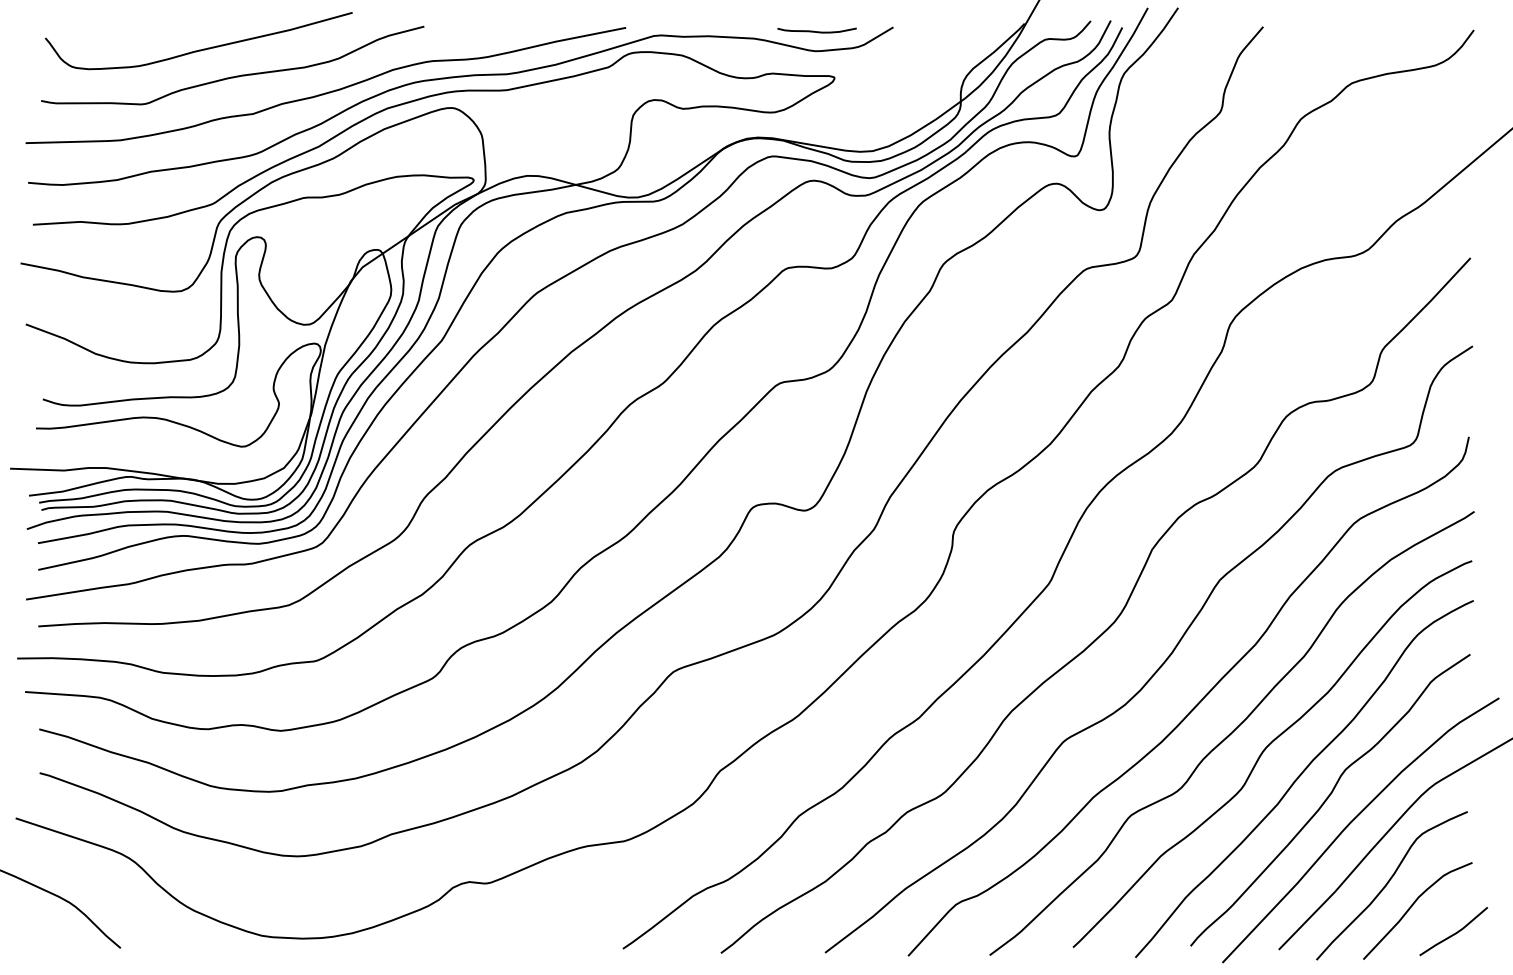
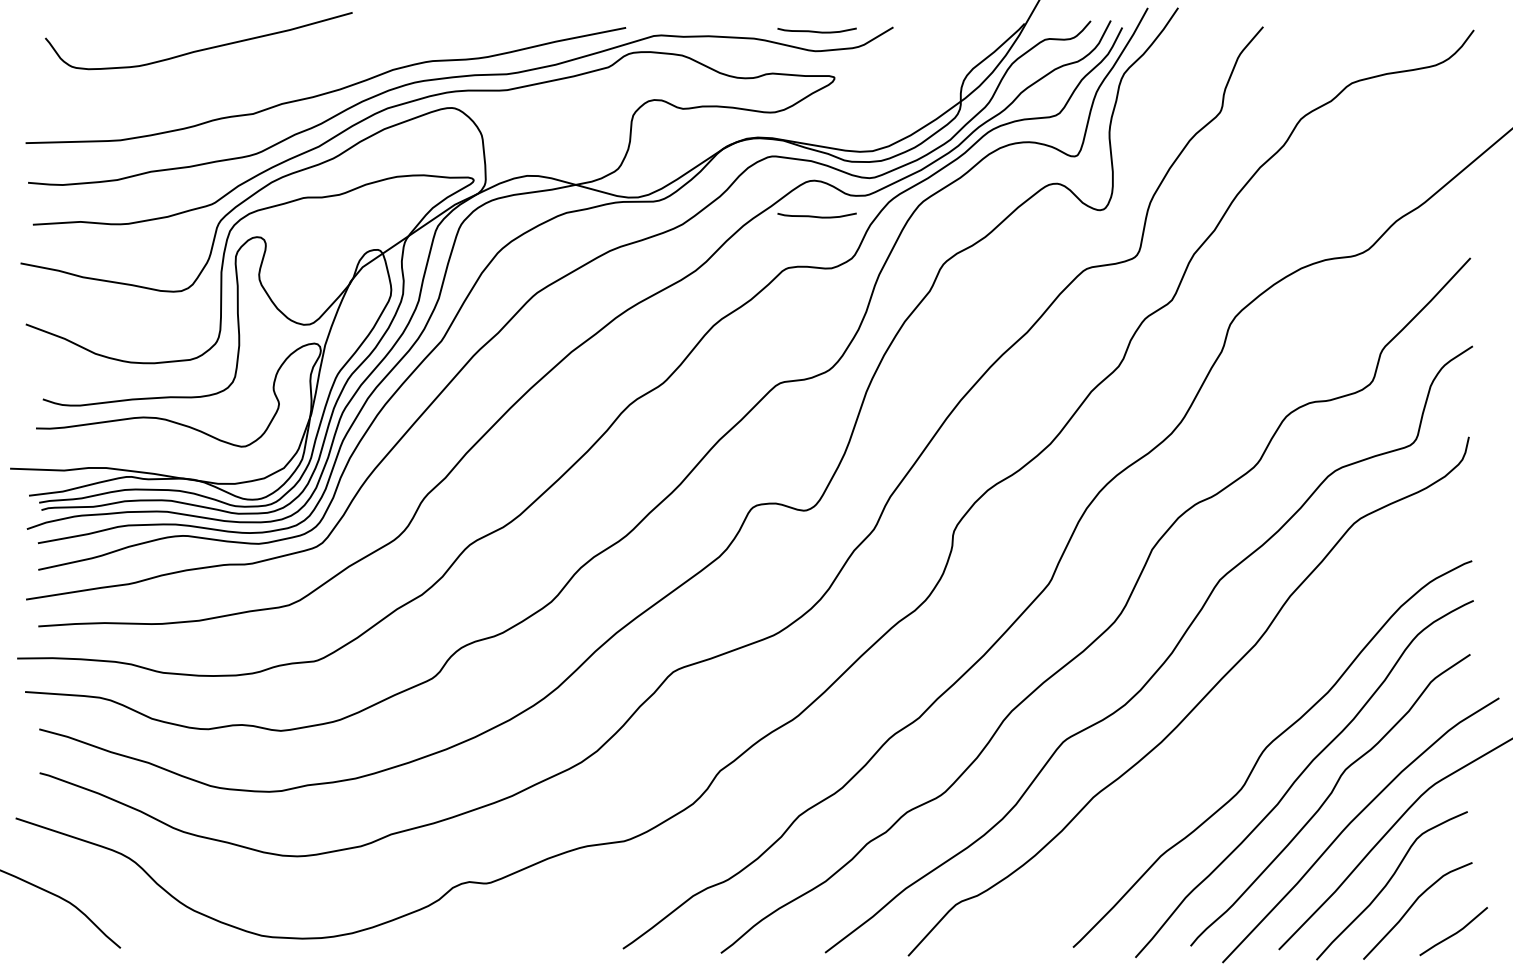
curve: present -> none (236, 75)
curve: none -> present (816, 216)
curve: present -> none (1231, 733)
